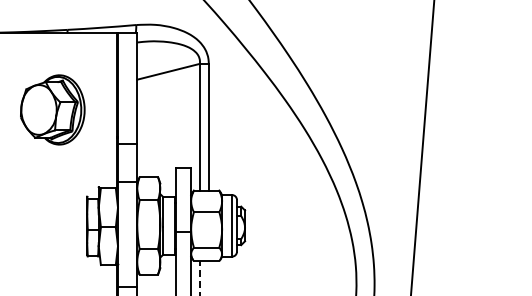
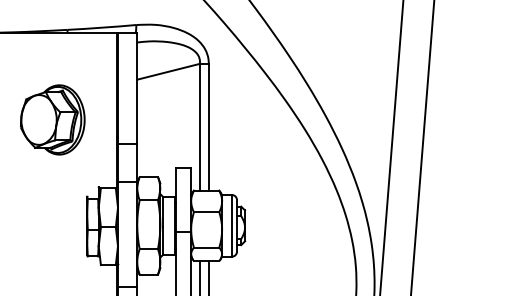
part position: (52, 109) -> (52, 119) (52, 119)
line: none -> present (391, 147)
line: none -> present (208, 276)
line: dashed -> solid (199, 278)
